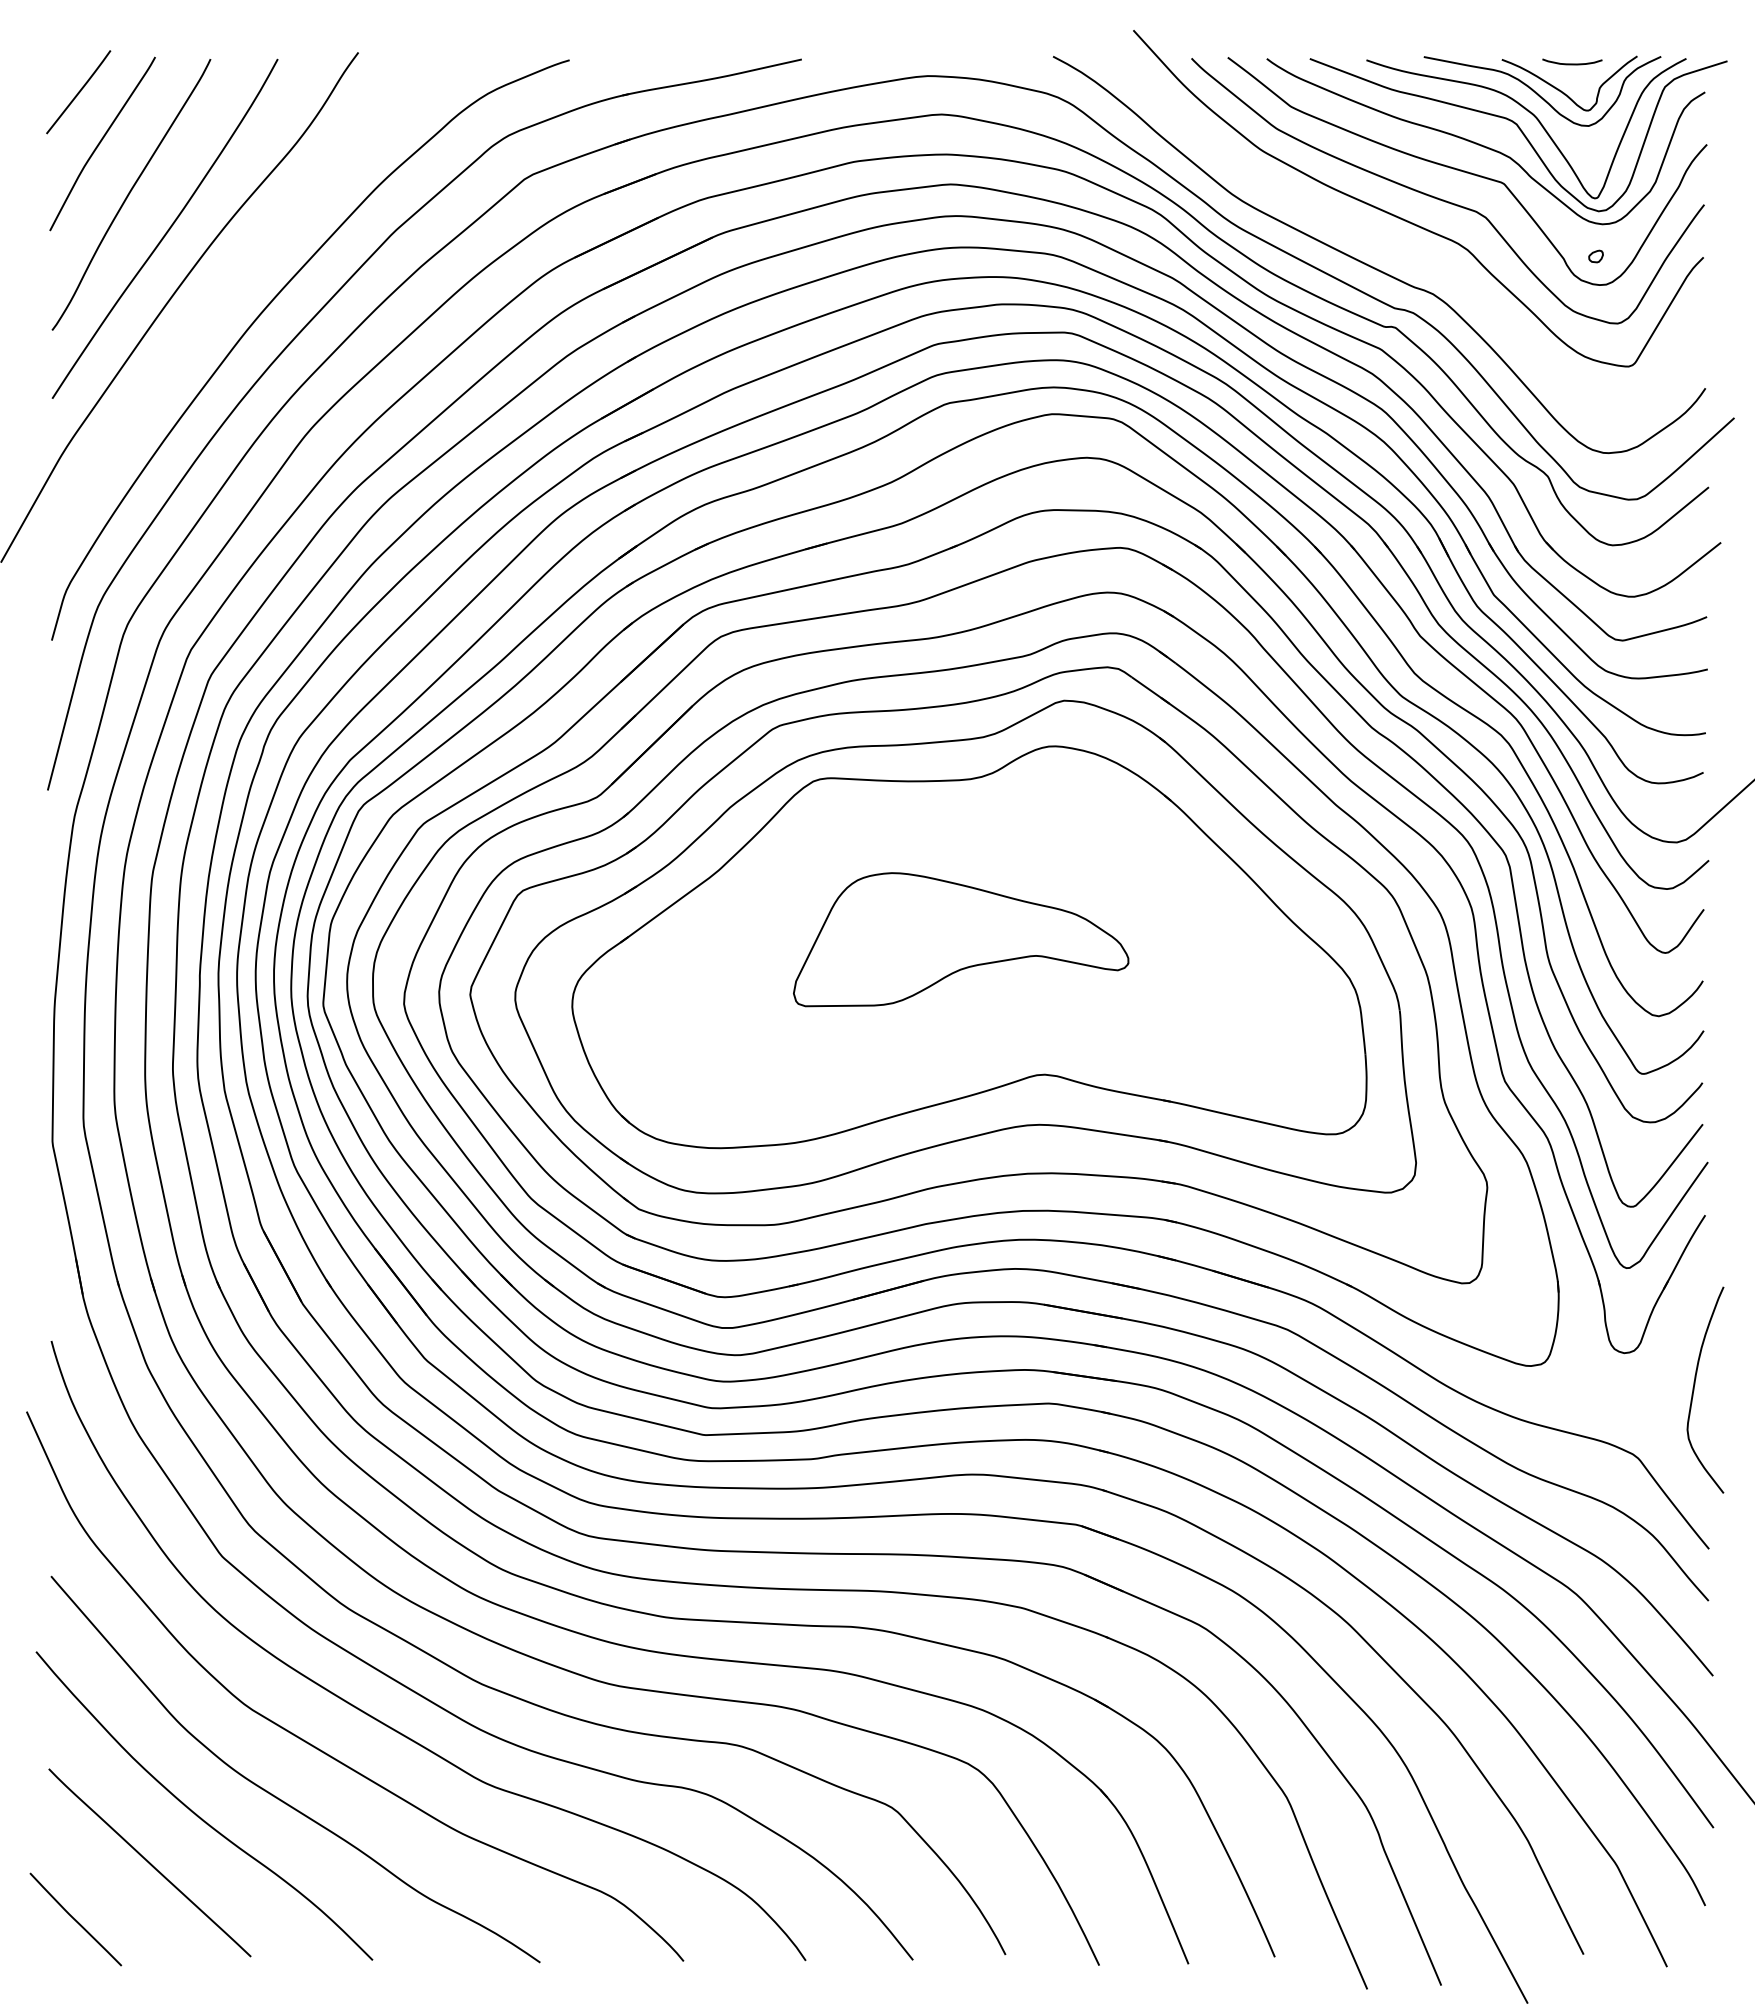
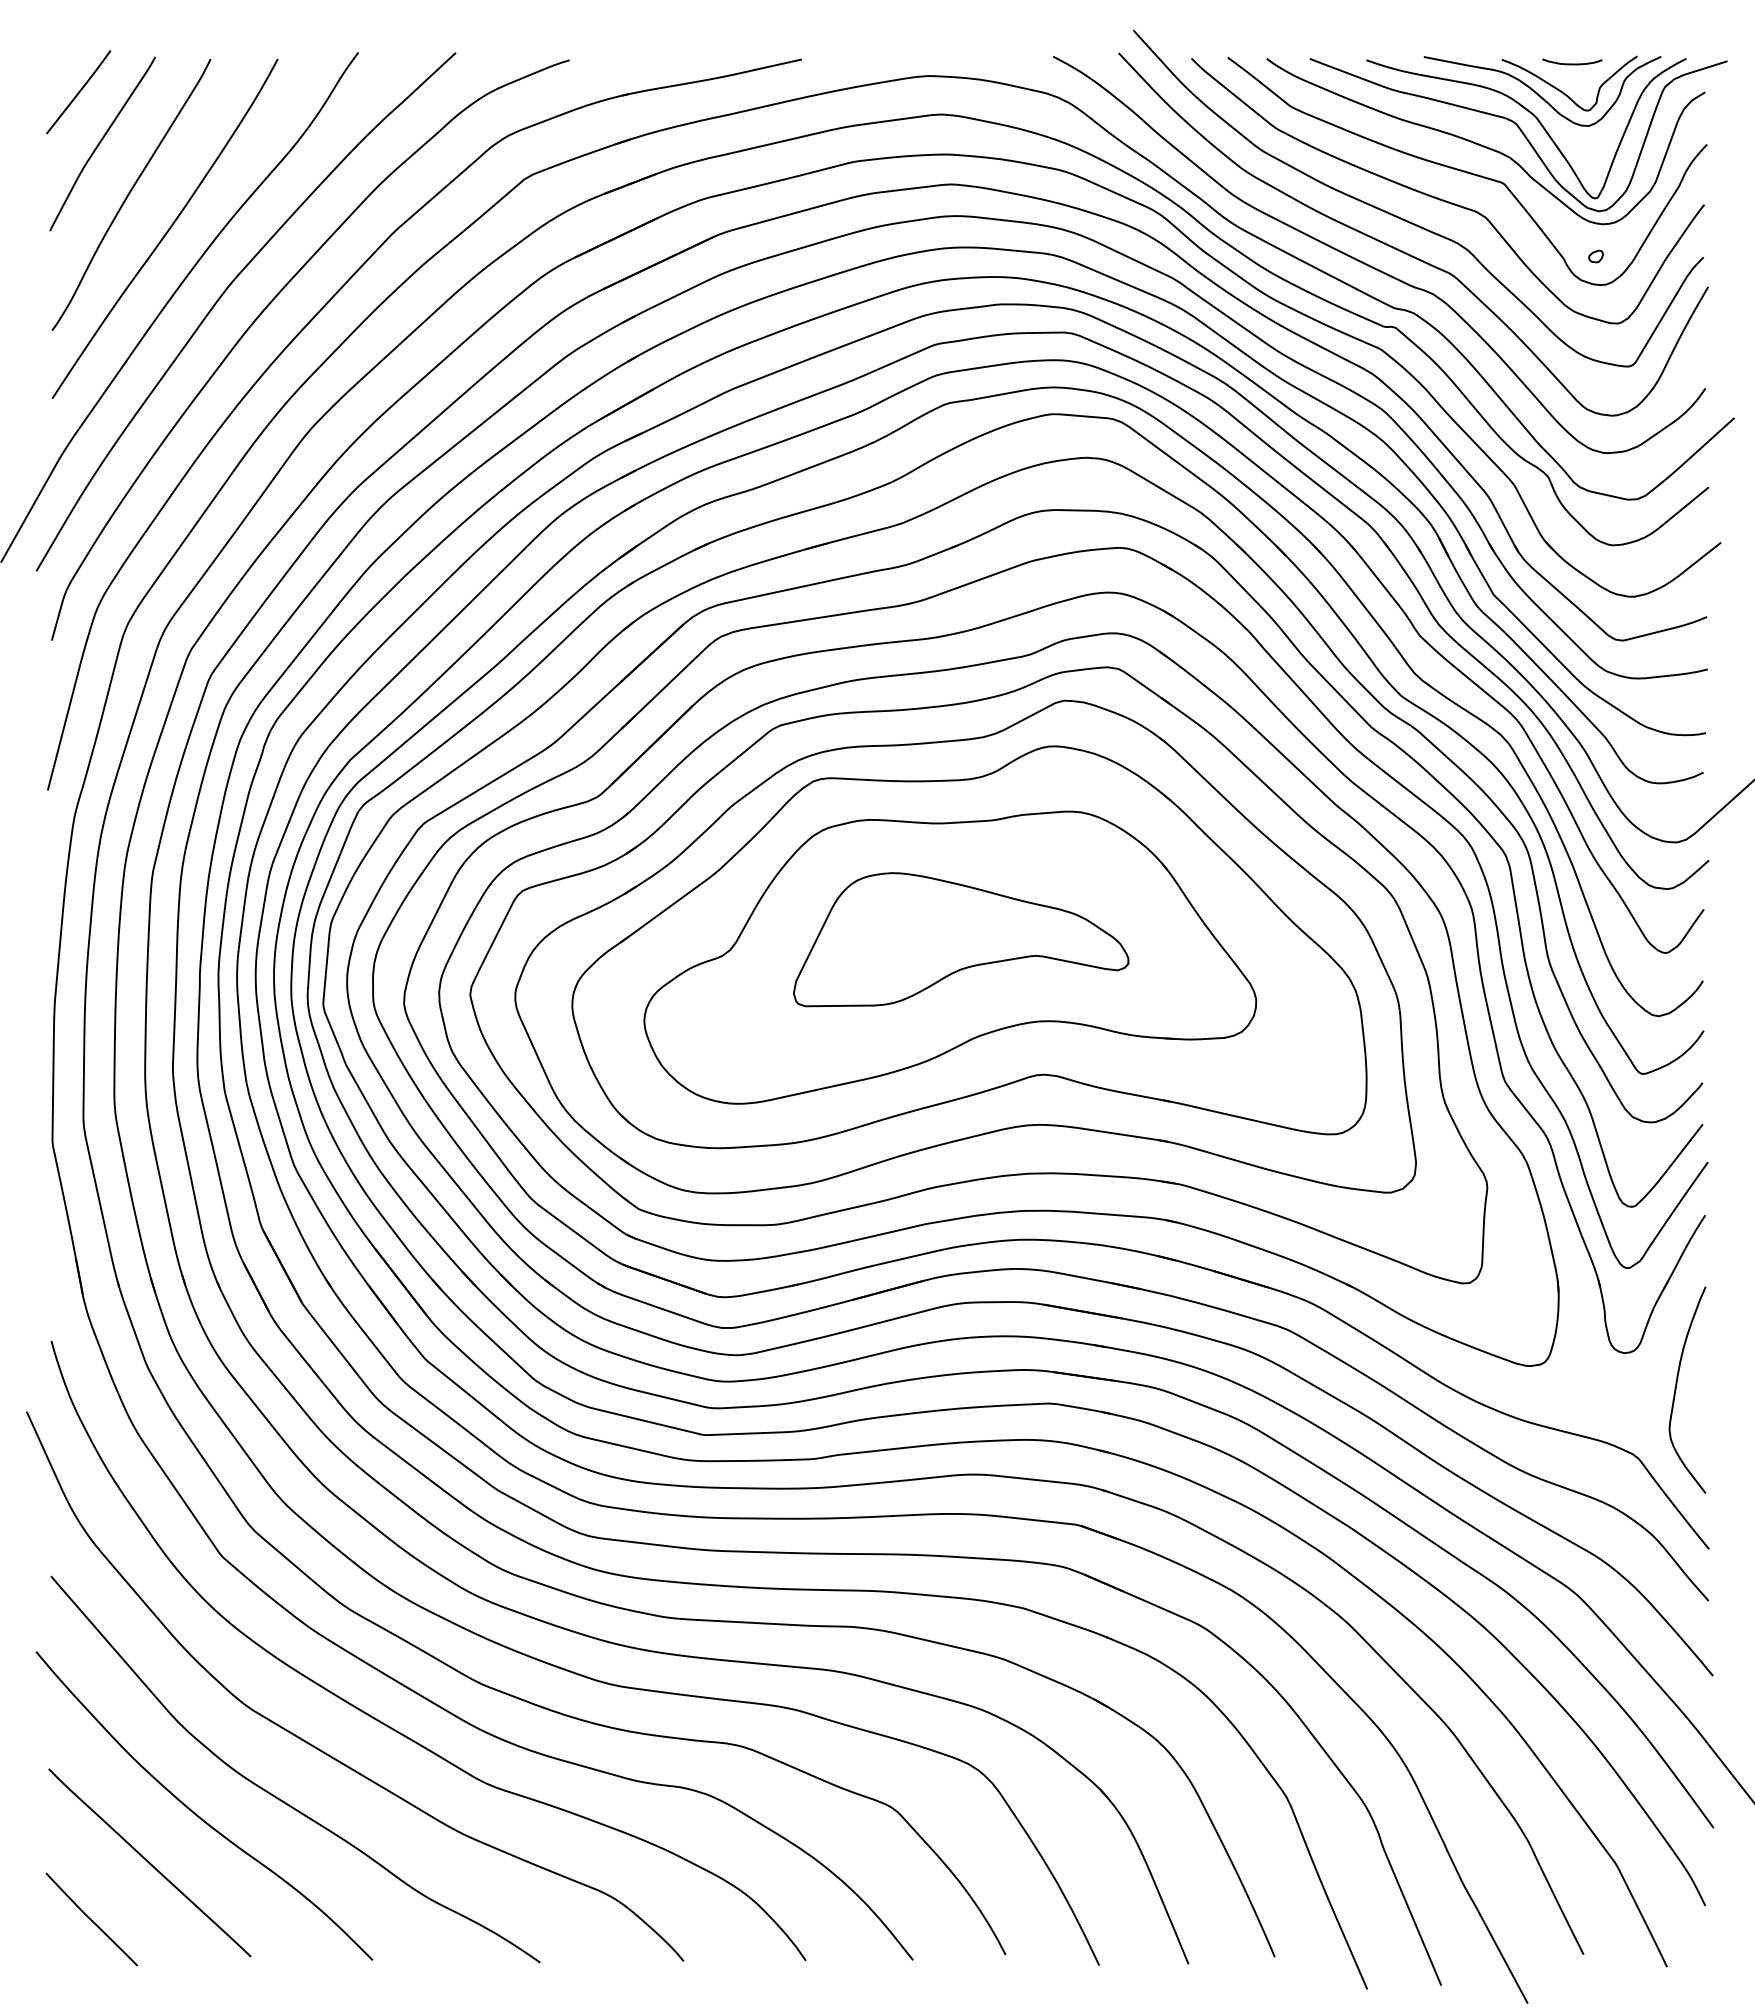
curve: none -> present (1404, 251)
curve: none -> present (222, 296)
part: none -> present (950, 957)
curve position: (1694, 1389) -> (1676, 1389) (1676, 1389)
line position: (75, 1919) -> (91, 1919) (91, 1919)
